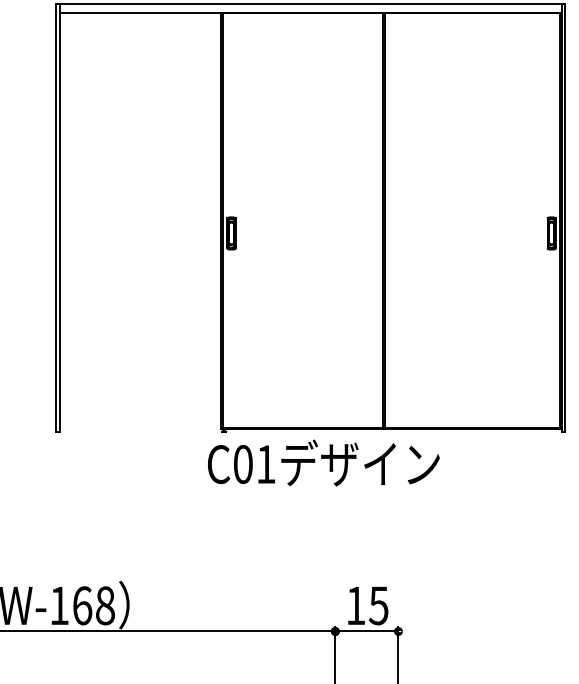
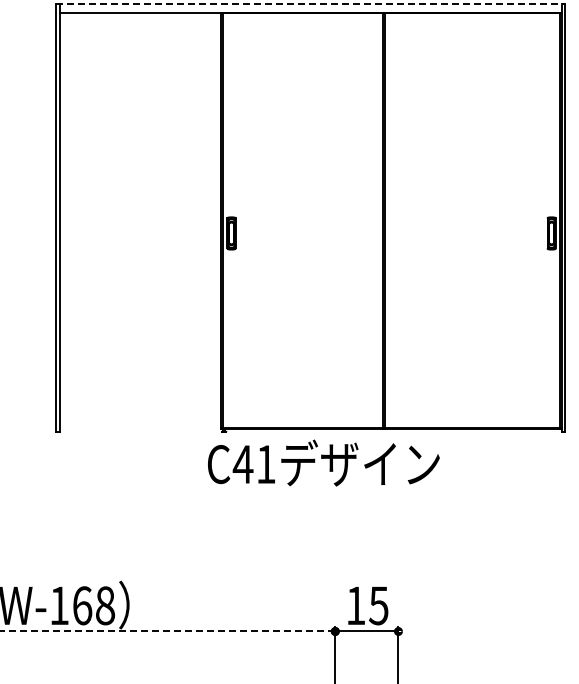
line: solid -> dashed (311, 4)
text: C01 -> C41 (242, 464)
line: solid -> dashed (167, 631)
